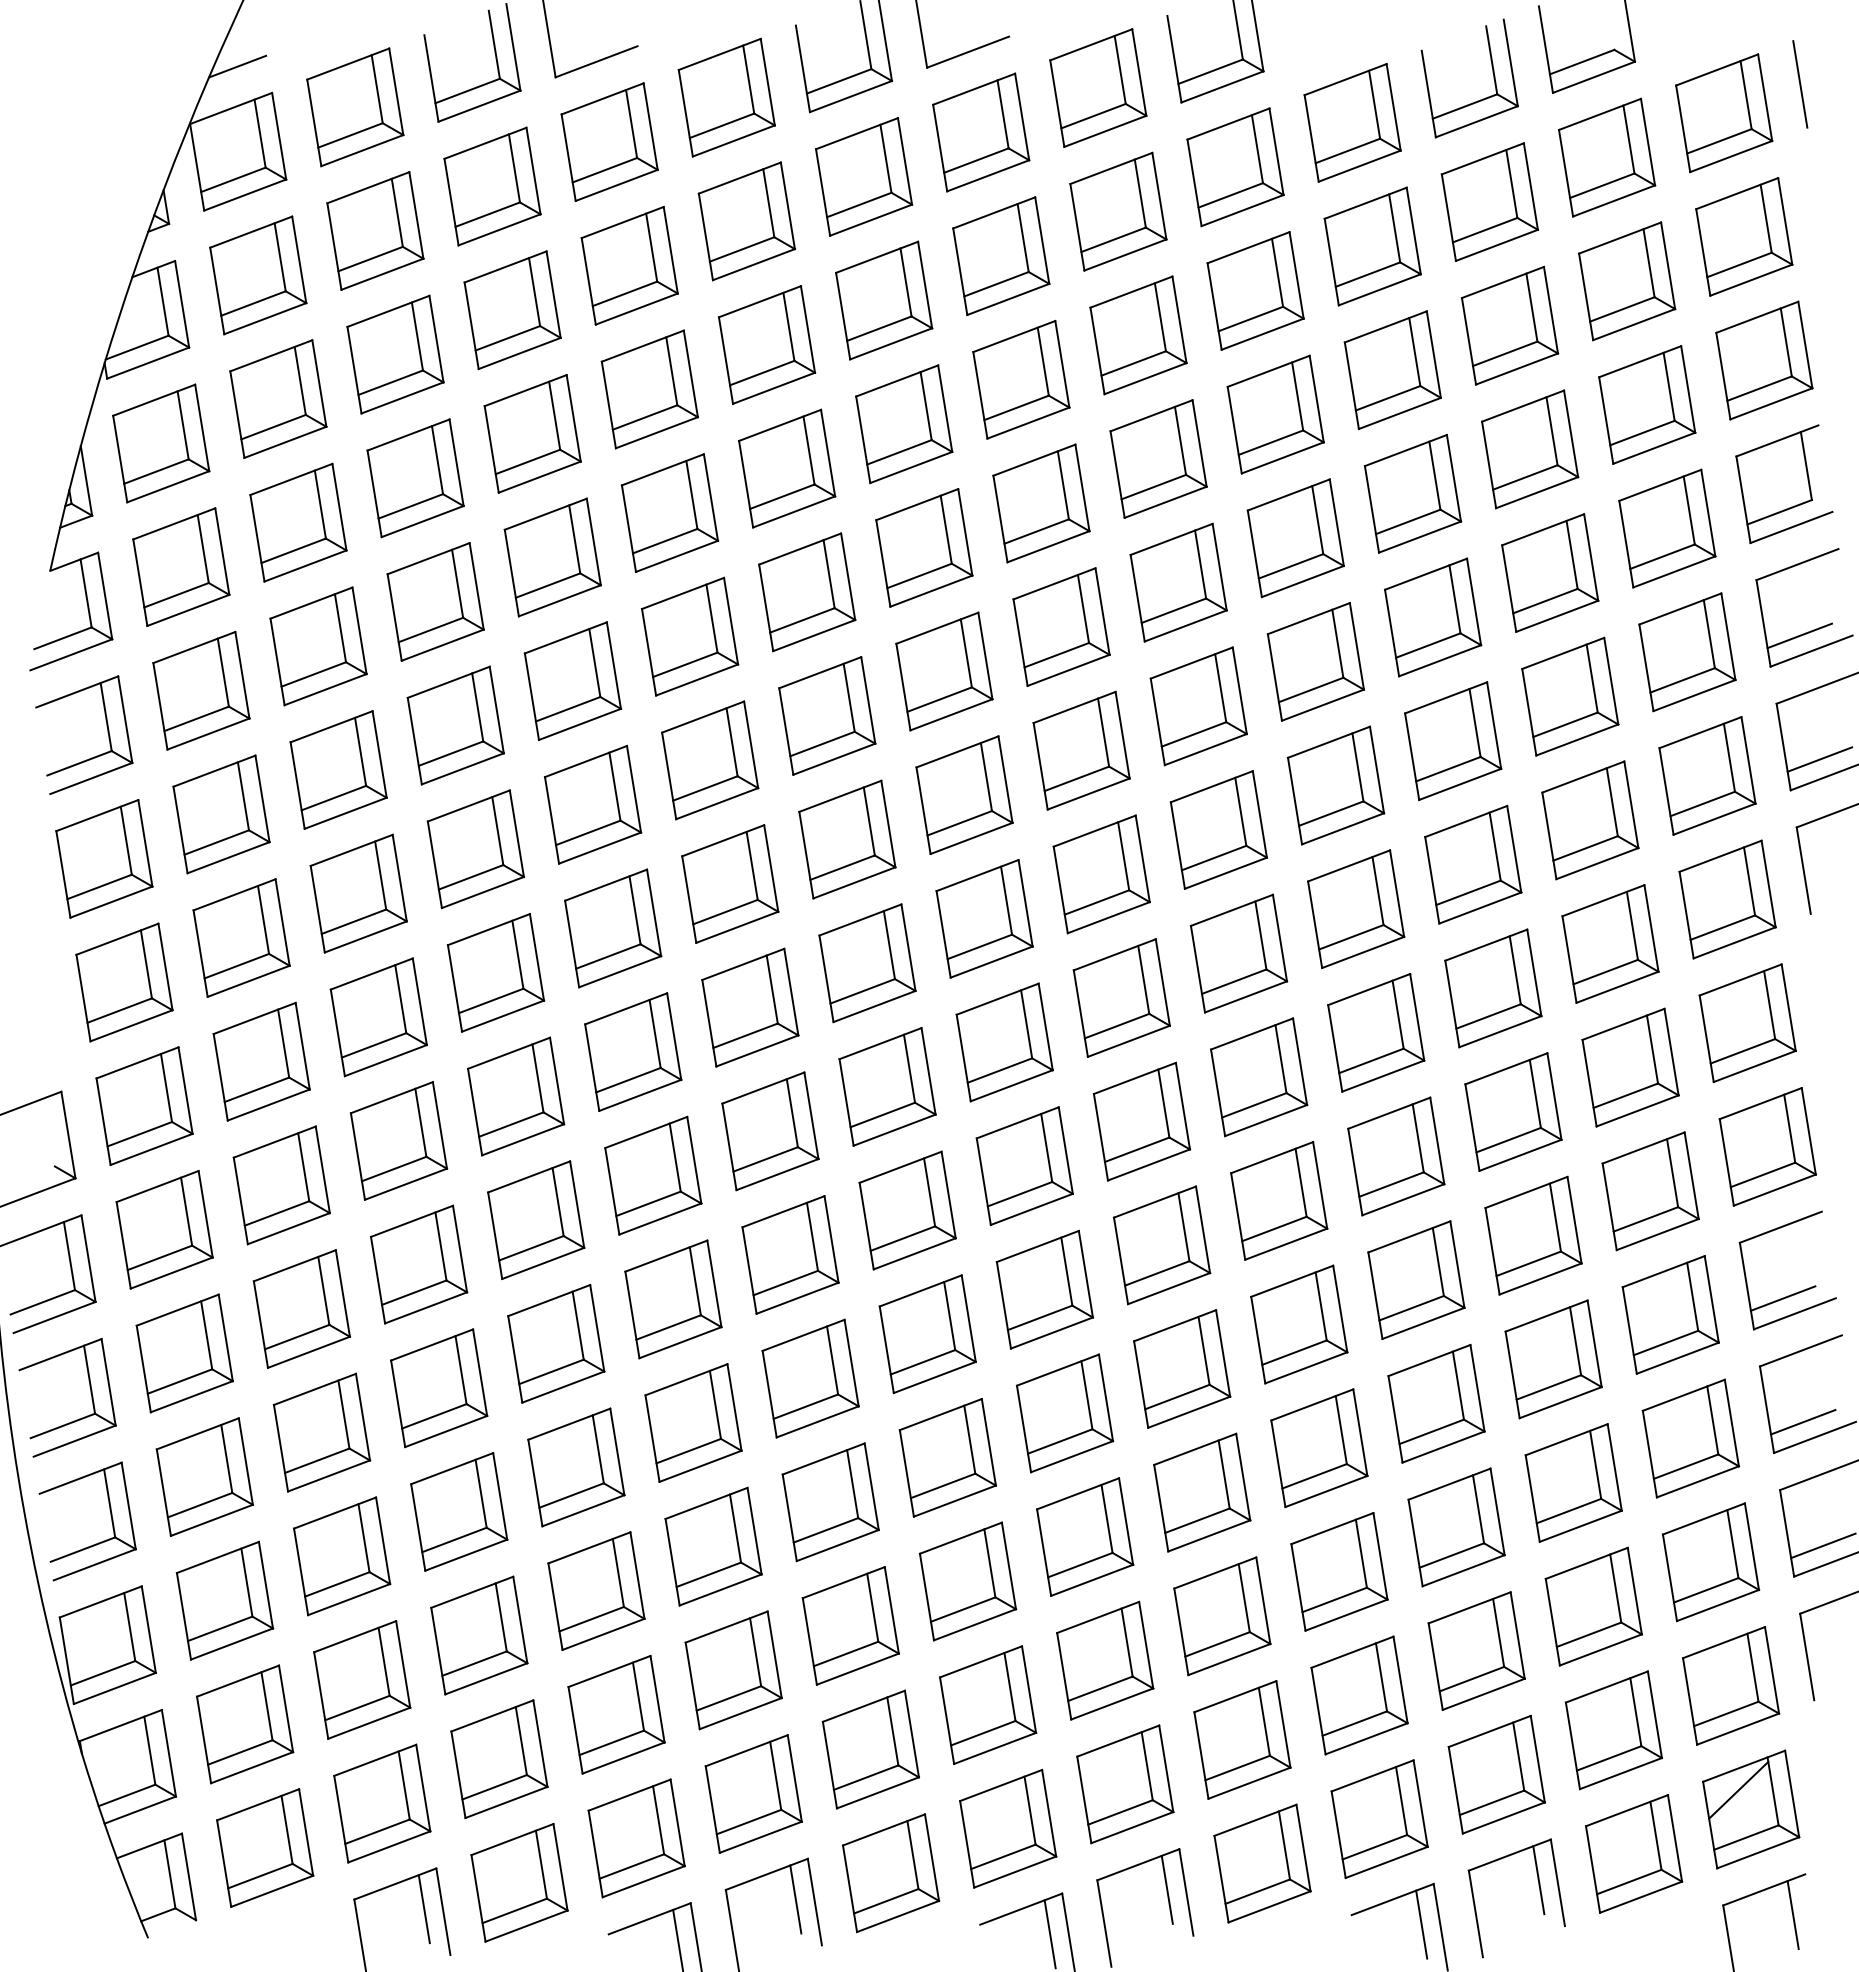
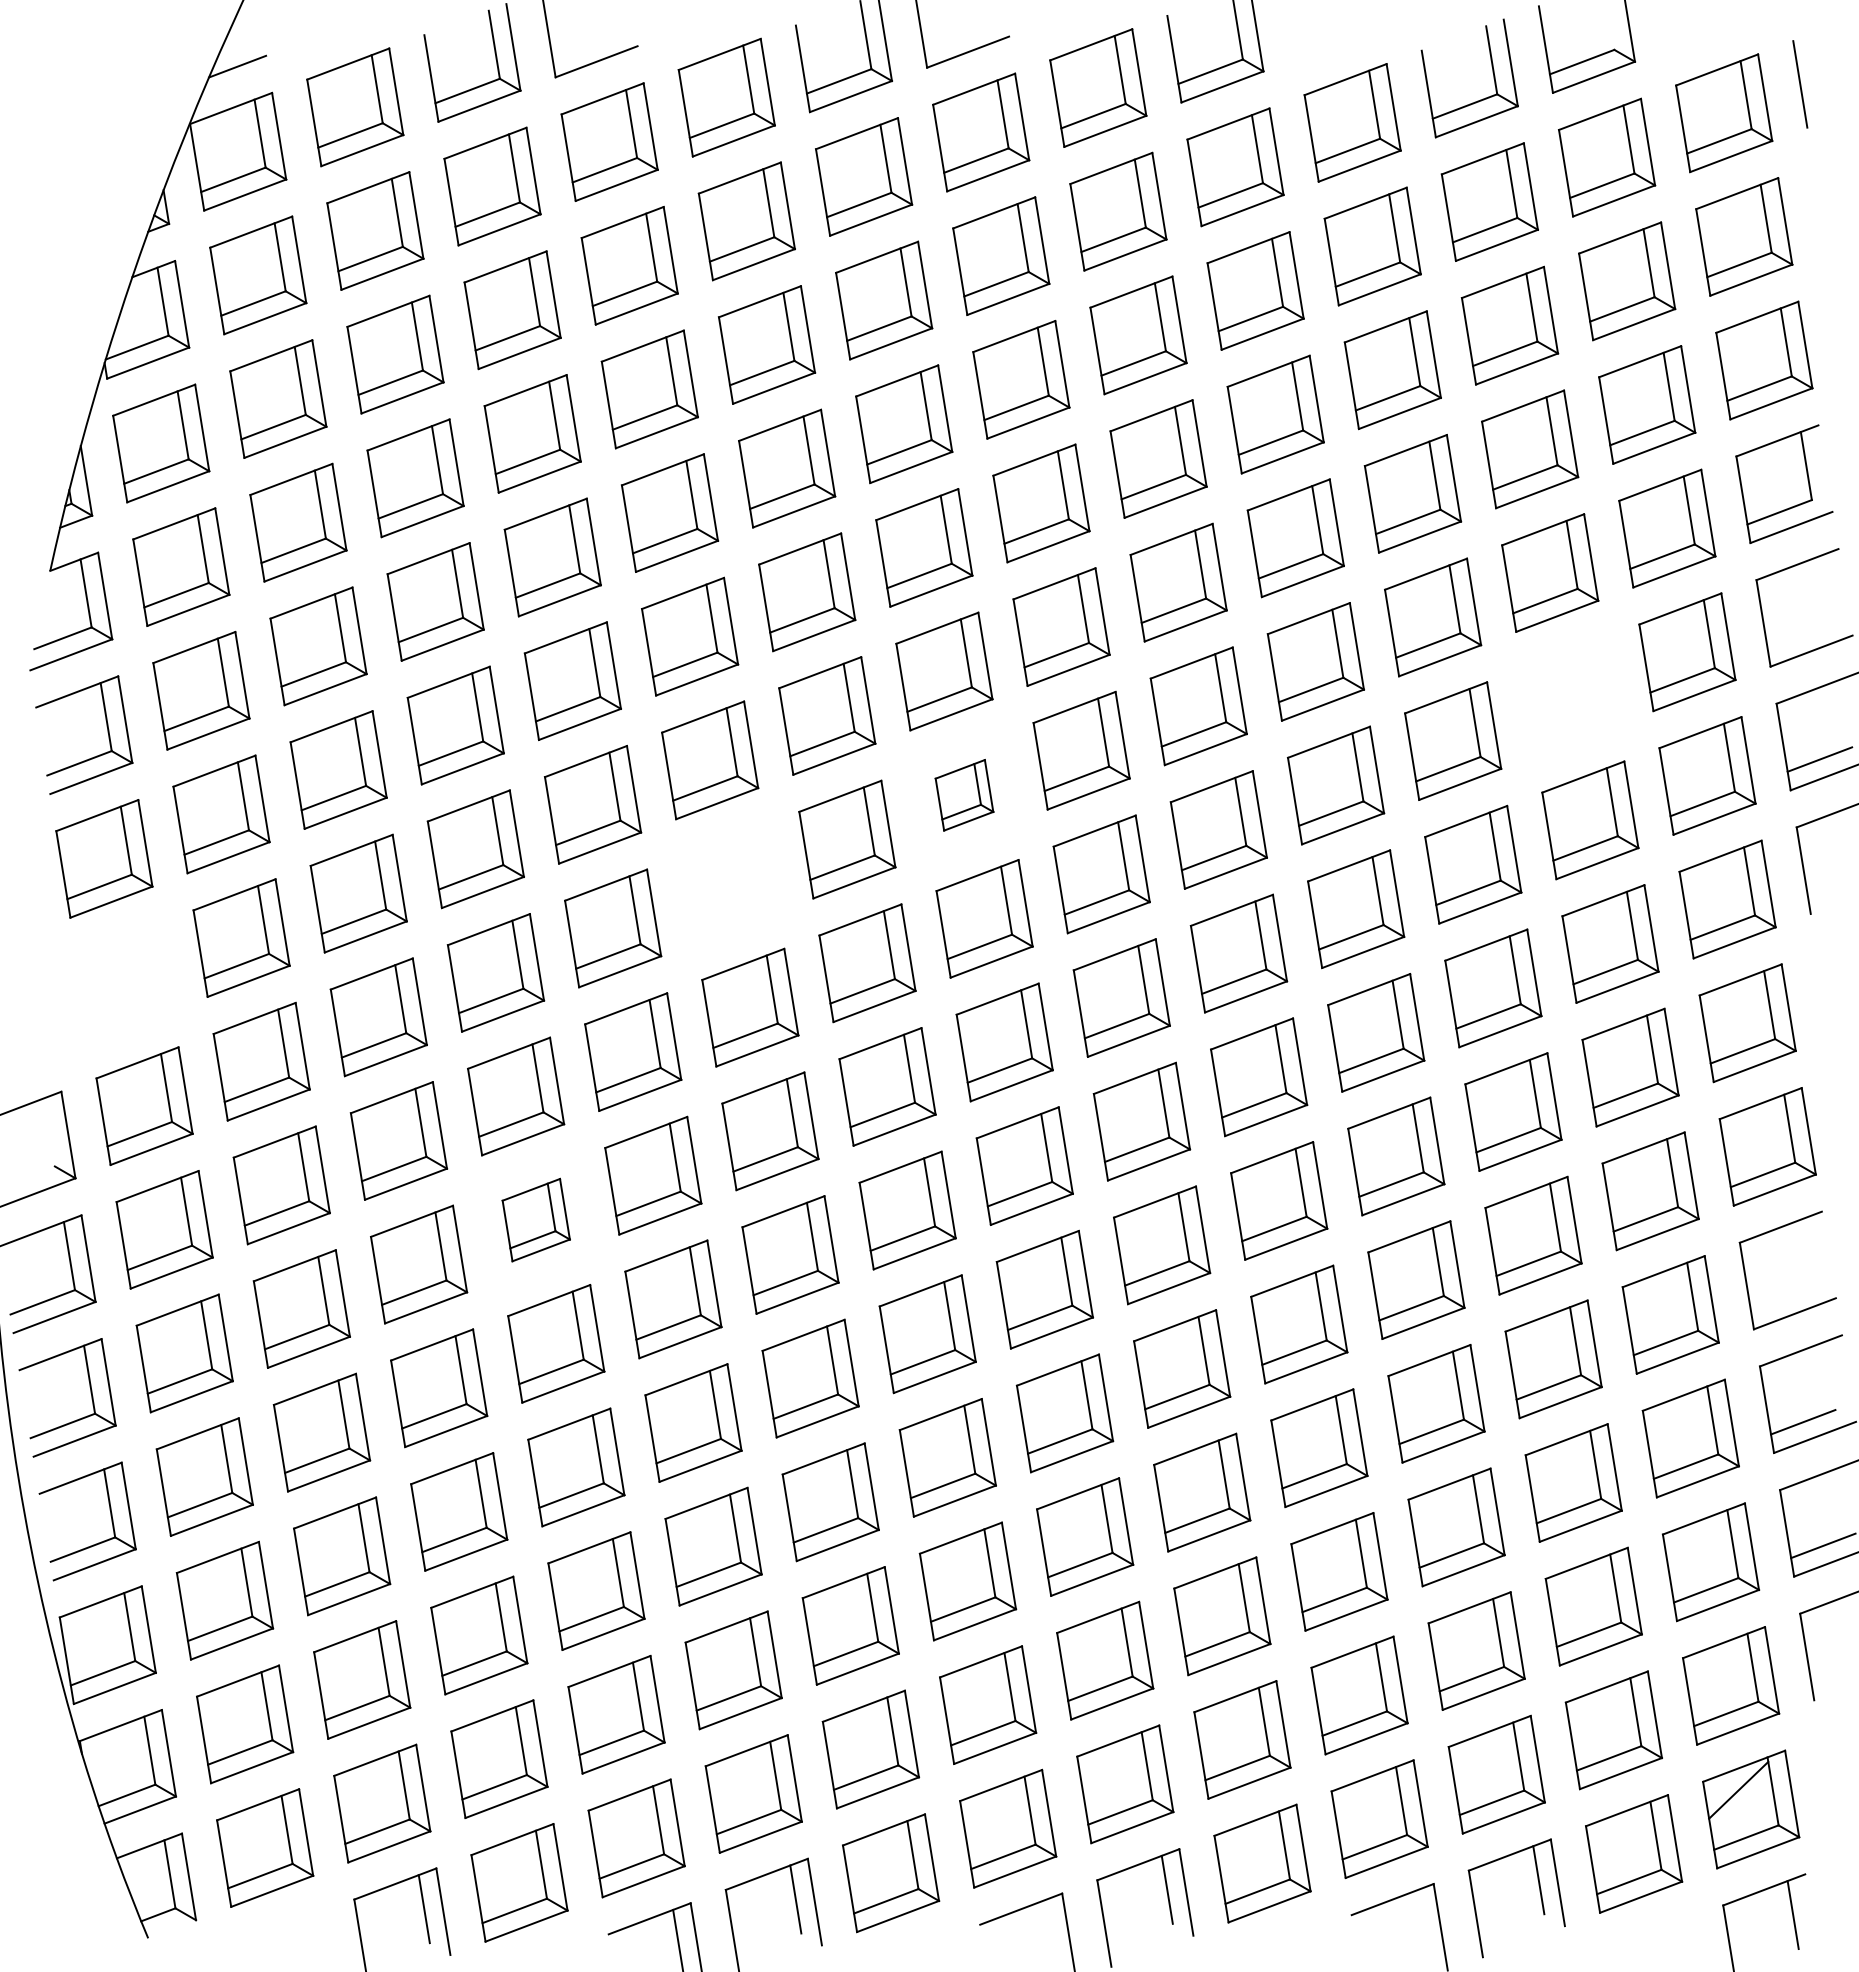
line: present -> none (1799, 635)
part: present -> none (1570, 696)
part size: 99x121 px -> 61x73 px (964, 795)
part: present -> none (730, 883)
part: present -> none (124, 982)
part size: 99x120 px -> 70x86 px (535, 1219)
line: present -> none (1782, 1298)
line: present -> none (1421, 1924)
line: present -> none (1049, 1934)
